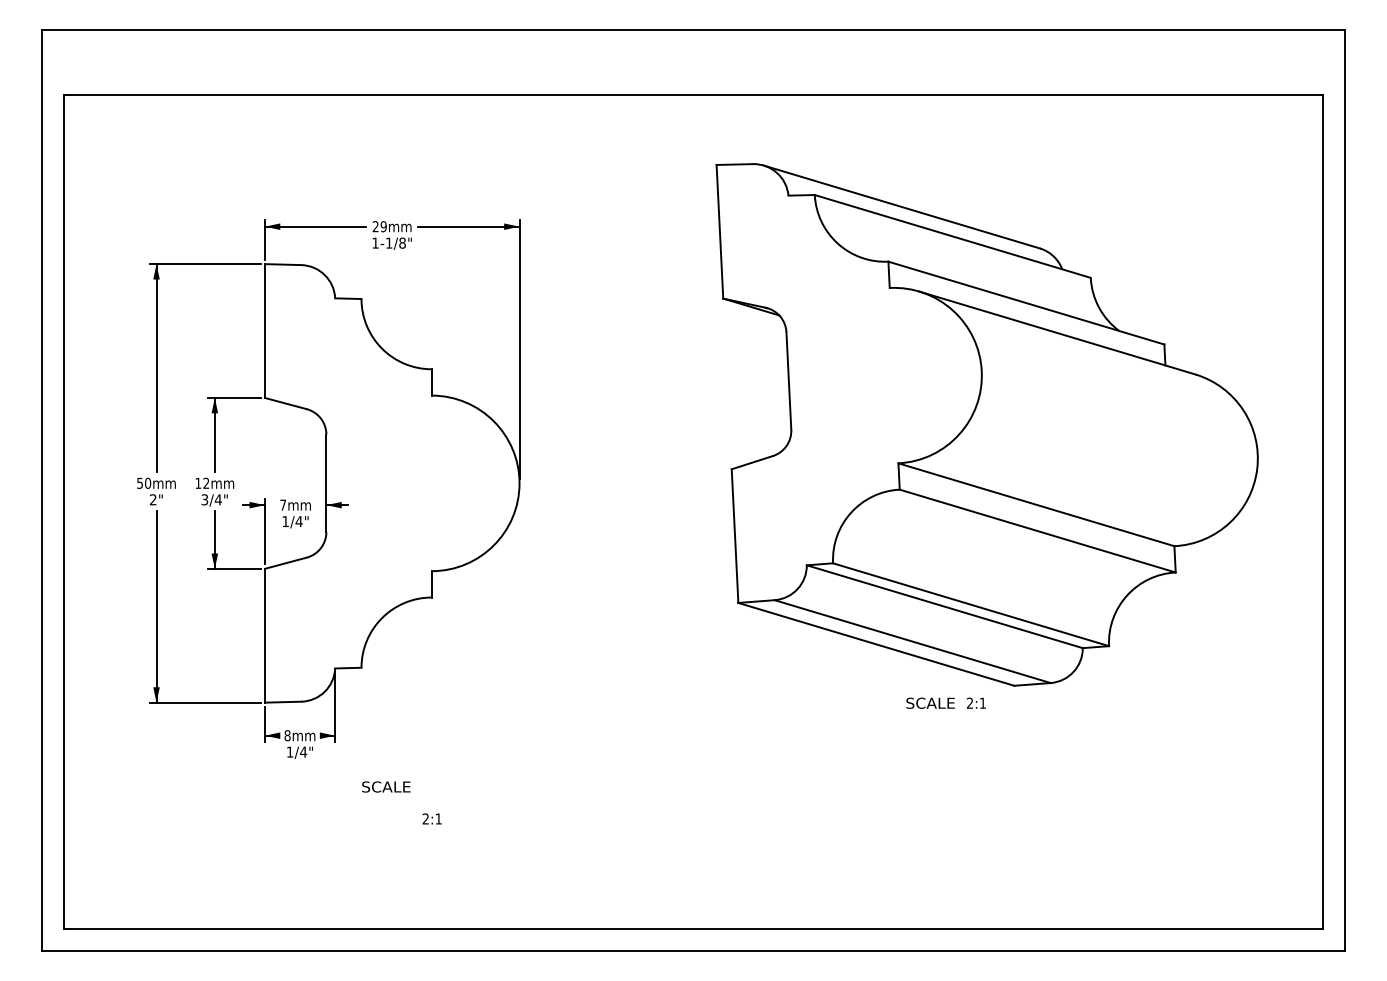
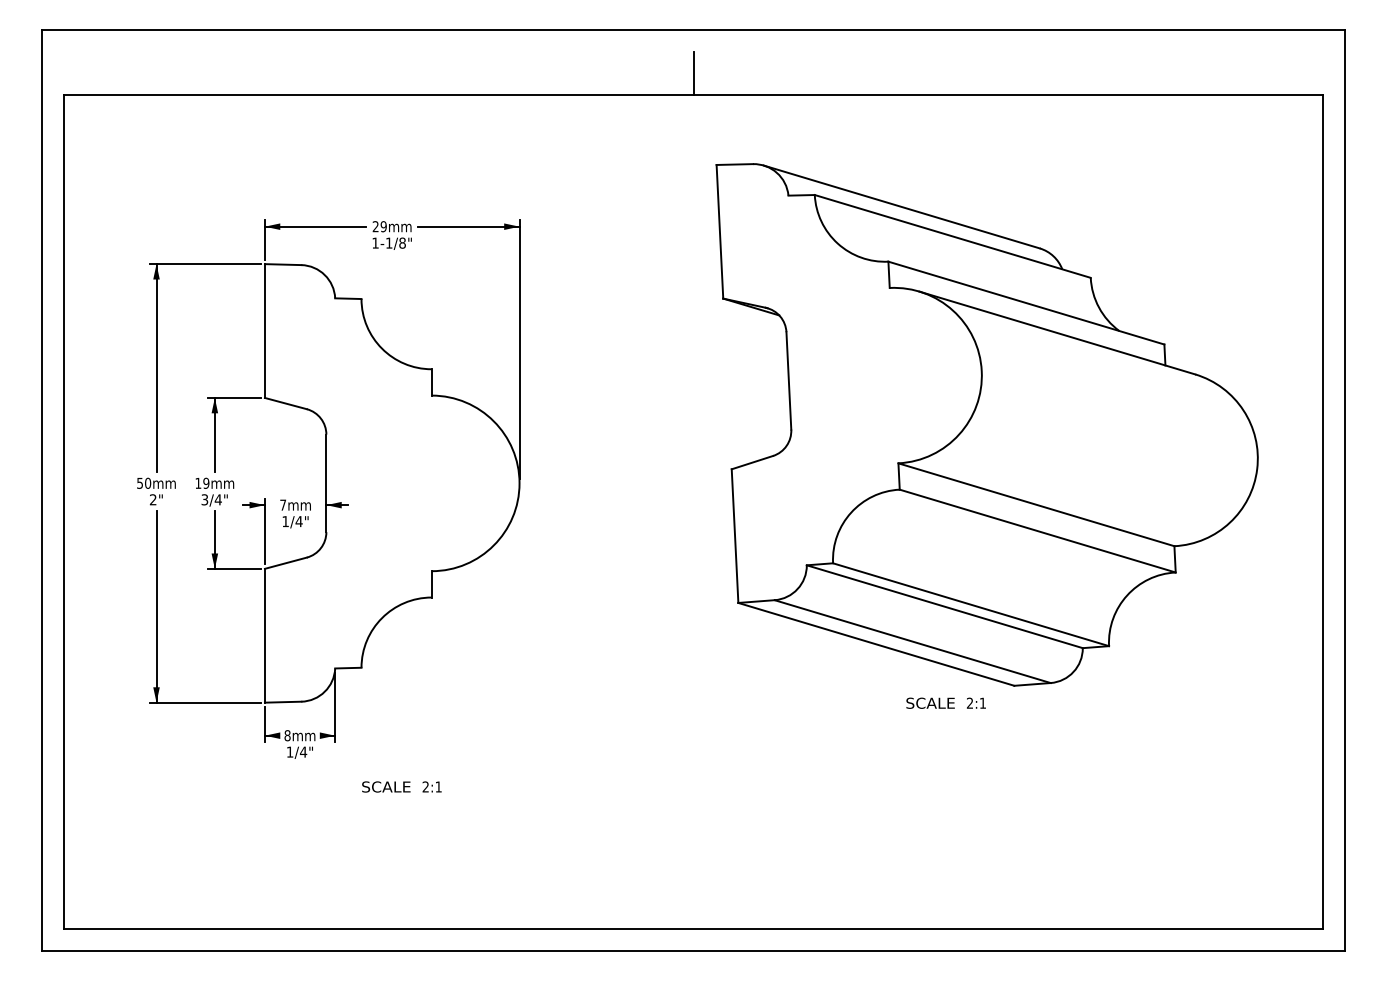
line: none -> present (693, 73)
text: 12 -> 19 (206, 483)
text position: (431, 818) -> (431, 786) (431, 786)
